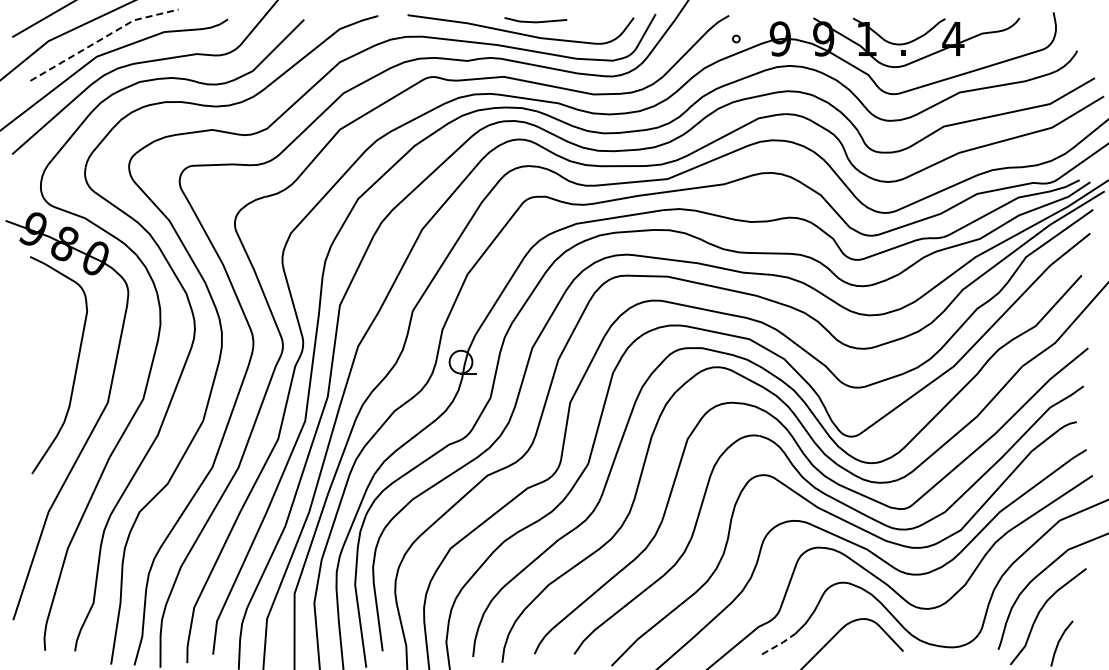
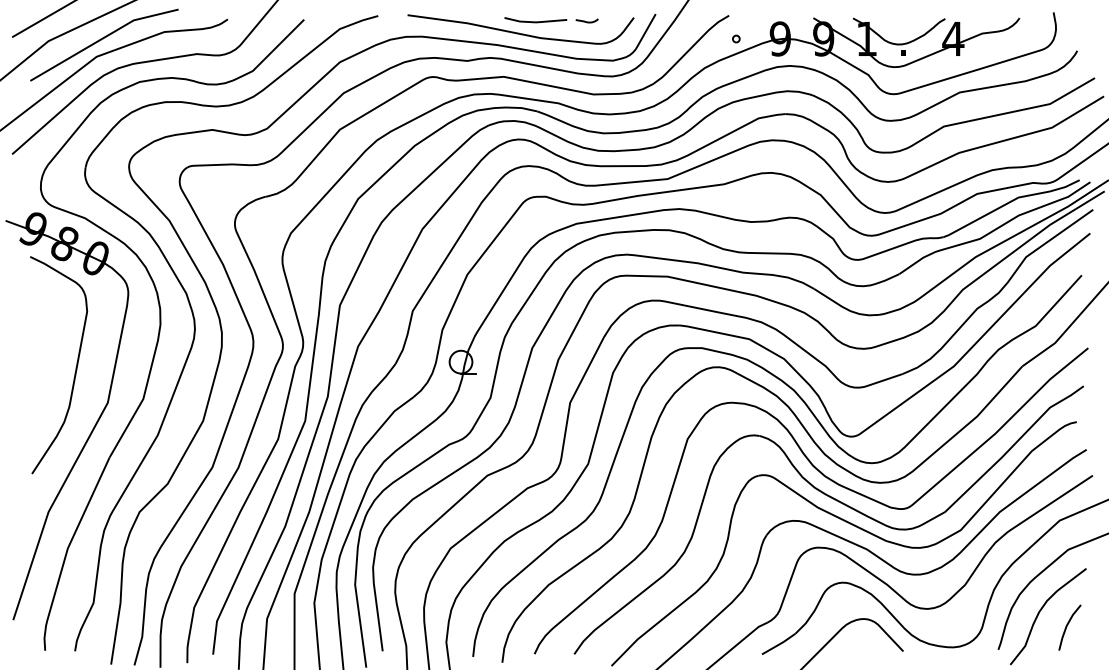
curve: none -> present (586, 21)
line: dashed -> solid (102, 38)
curve position: (1059, 643) -> (1067, 627) (1067, 627)
line: dashed -> solid (779, 644)
